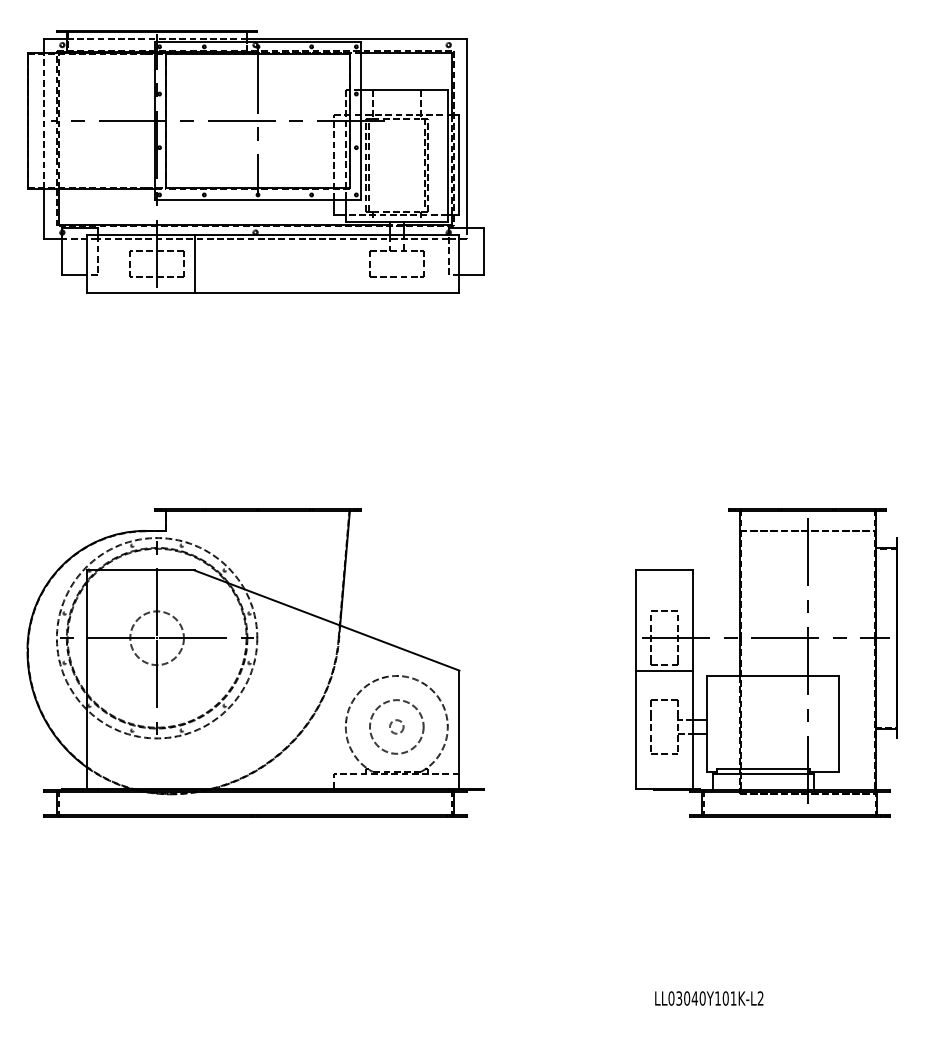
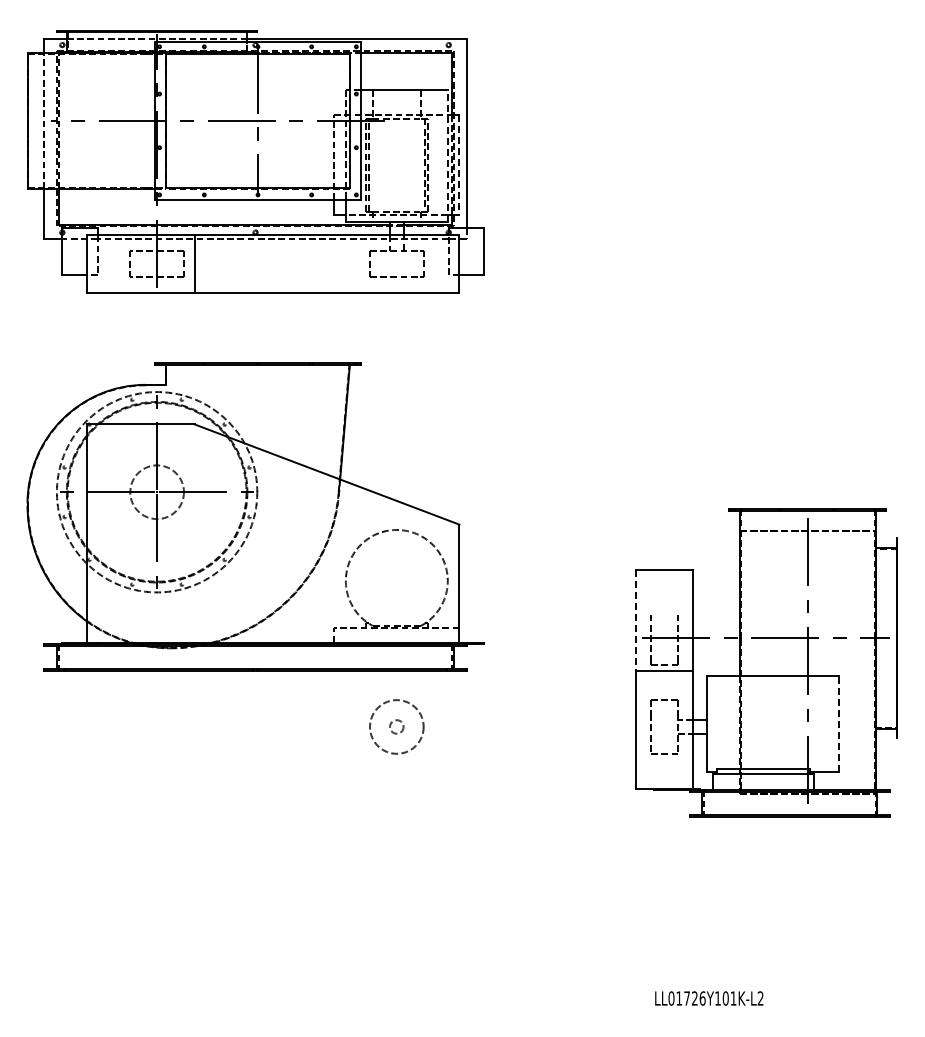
line: solid -> dashed (447, 155)
line: solid -> dashed (459, 165)
line: present -> none (664, 611)
line: solid -> dashed (635, 621)
part position: (255, 662) -> (255, 516) (255, 516)
line: solid -> dashed (838, 723)
text: LL03040Y101K-L2 -> LL01726Y101K-L2 (690, 998)
